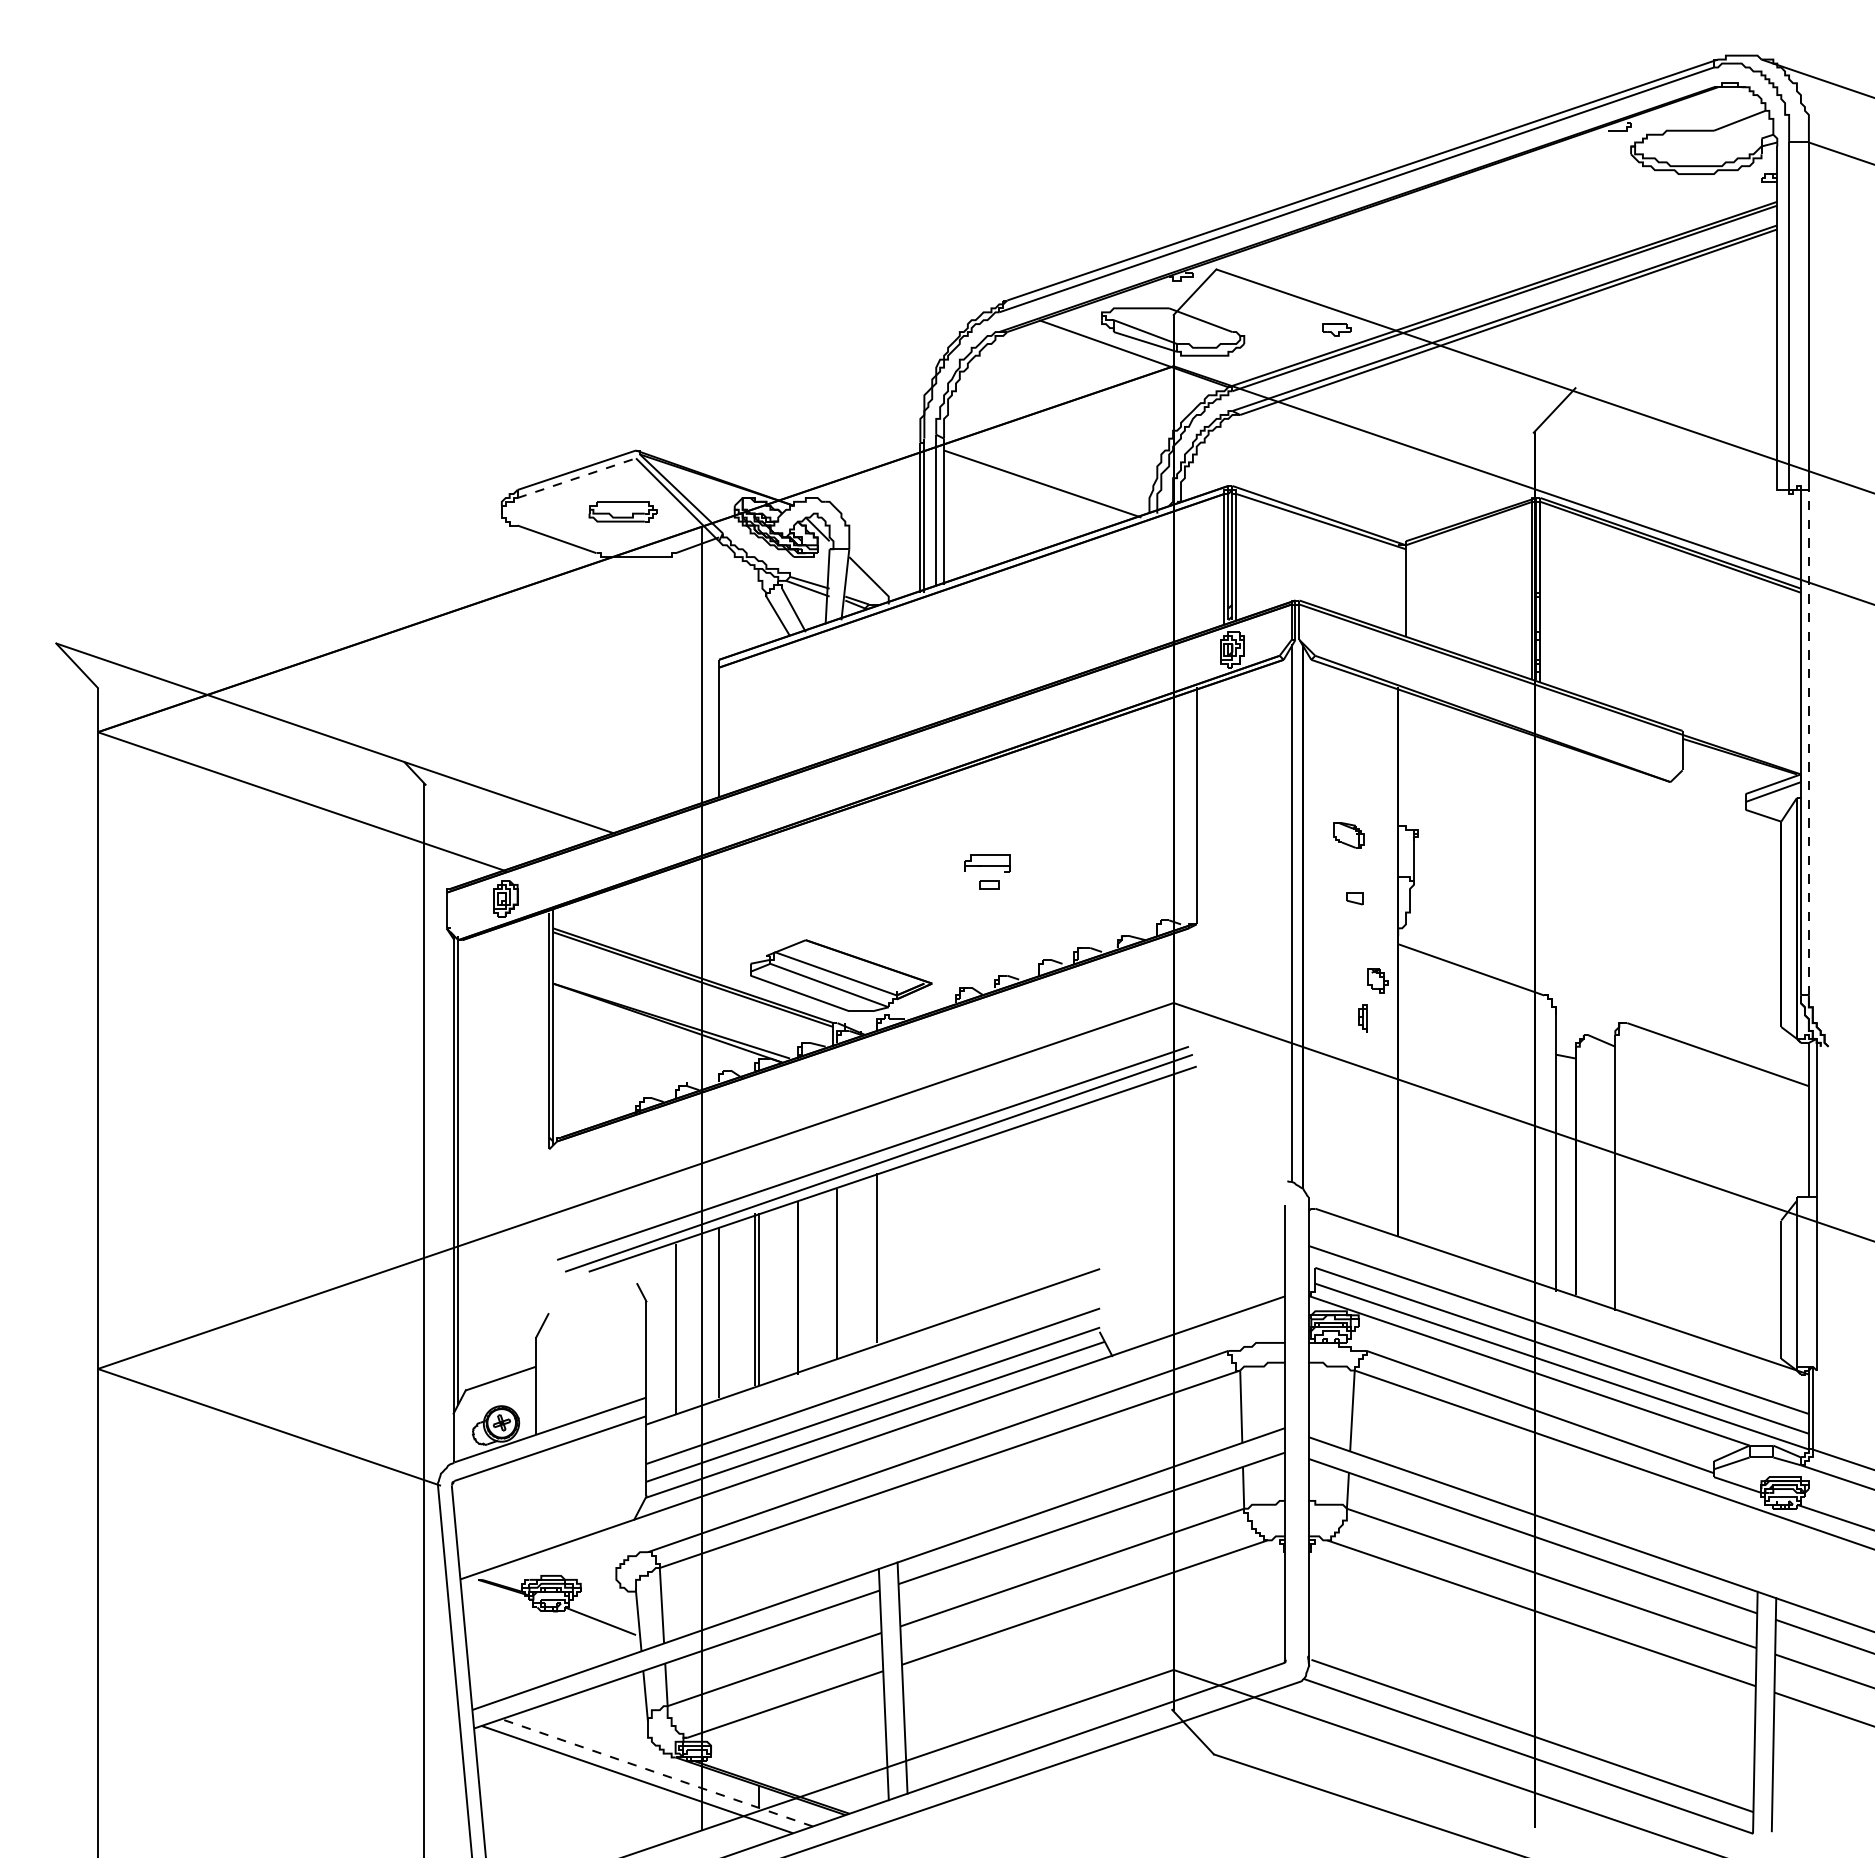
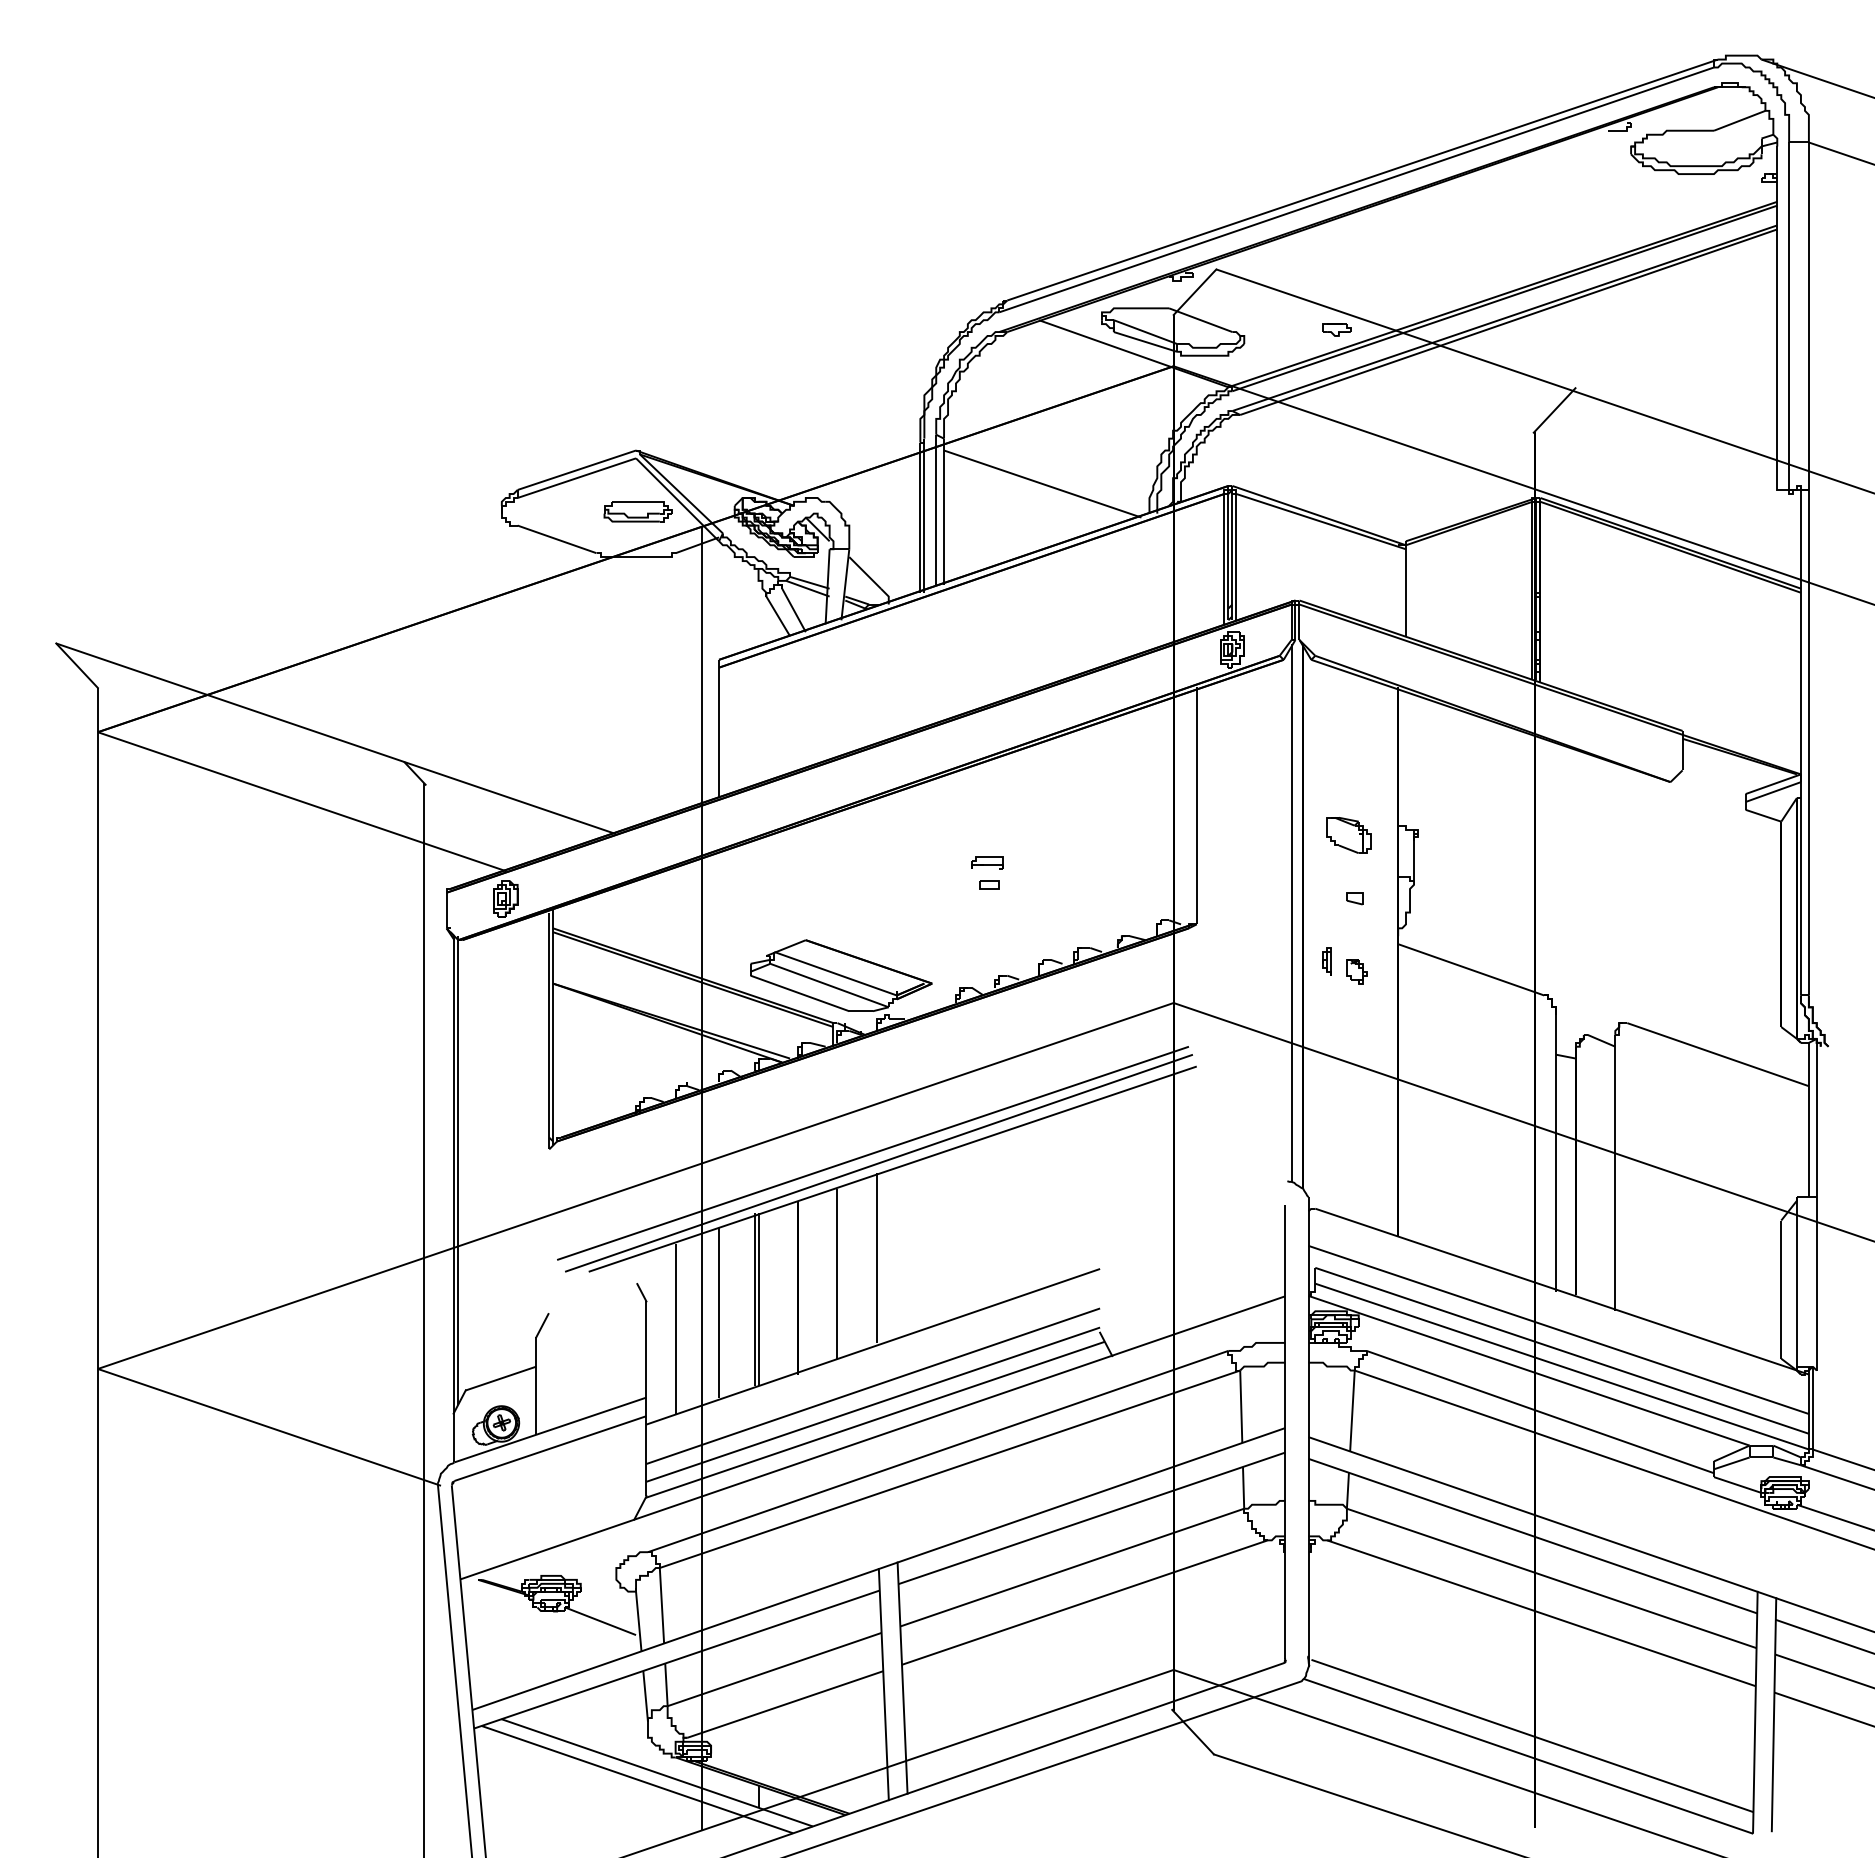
line: dashed -> solid (577, 478)
part position: (622, 511) -> (637, 511) (637, 511)
line: dashed -> solid (1808, 742)
part size: 32x27 px -> 46x37 px (1348, 835)
part size: 47x19 px -> 33x14 px (987, 862)
part position: (1377, 980) -> (1356, 971) (1356, 971)
part position: (1362, 1018) -> (1326, 961) (1326, 961)
line: dashed -> solid (657, 1772)
